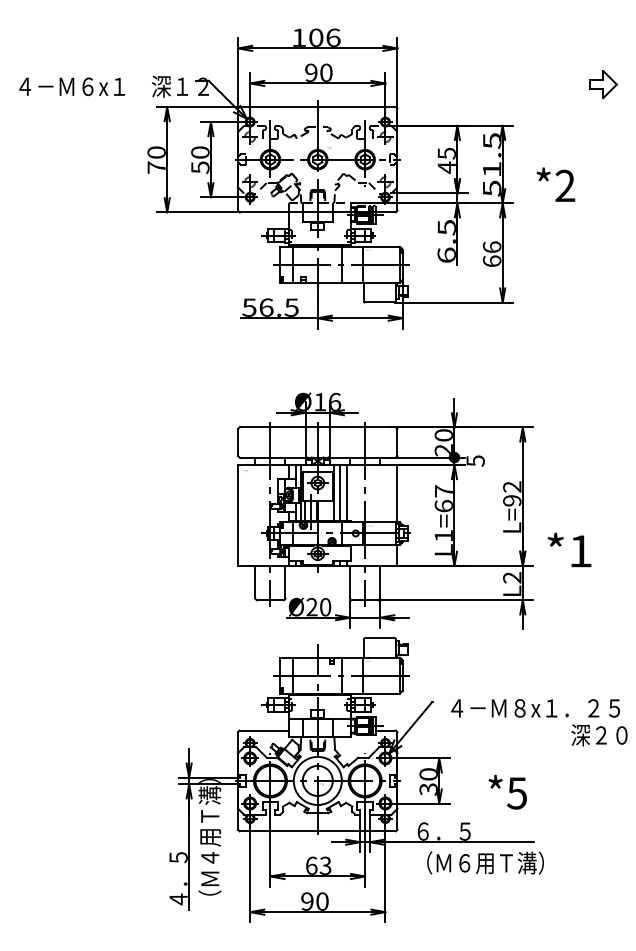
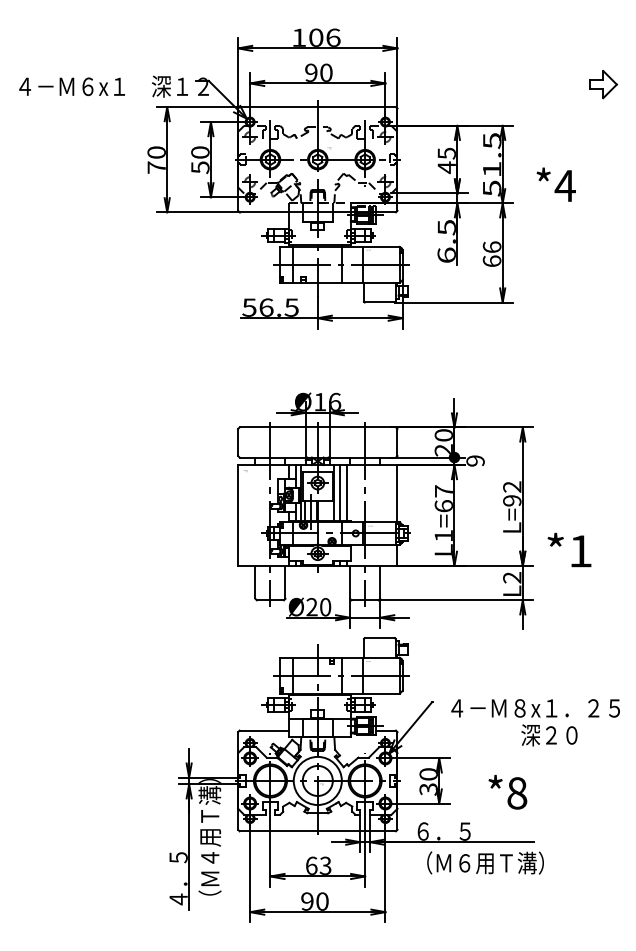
text: *2 -> *4 (564, 185)
text: 5 -> 9 (475, 460)
text position: (599, 735) -> (549, 735) (549, 735)
text: *5 -> *8 (517, 793)
